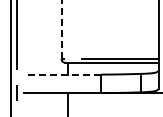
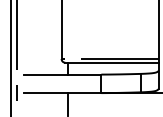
line: dashed -> solid (61, 29)
line: dashed -> solid (62, 74)
